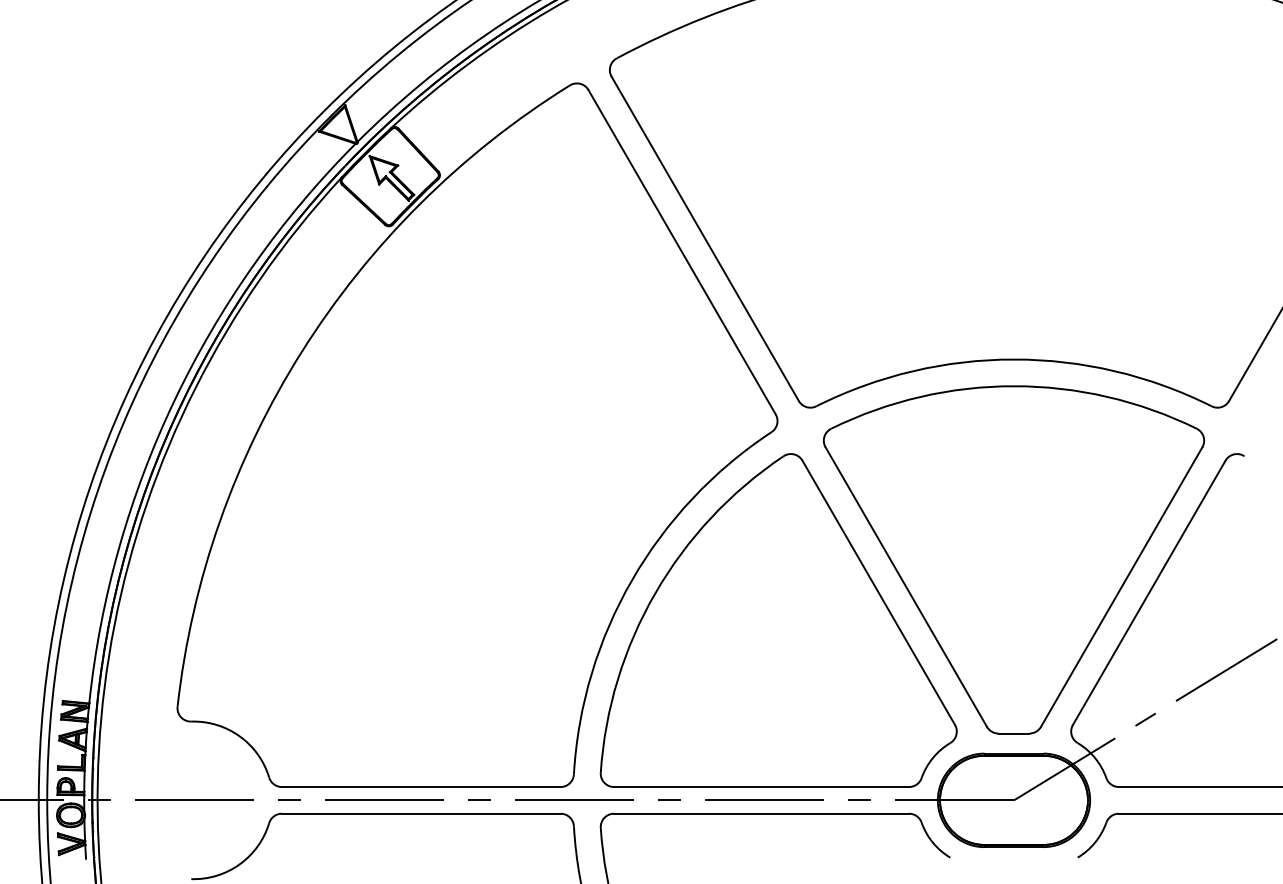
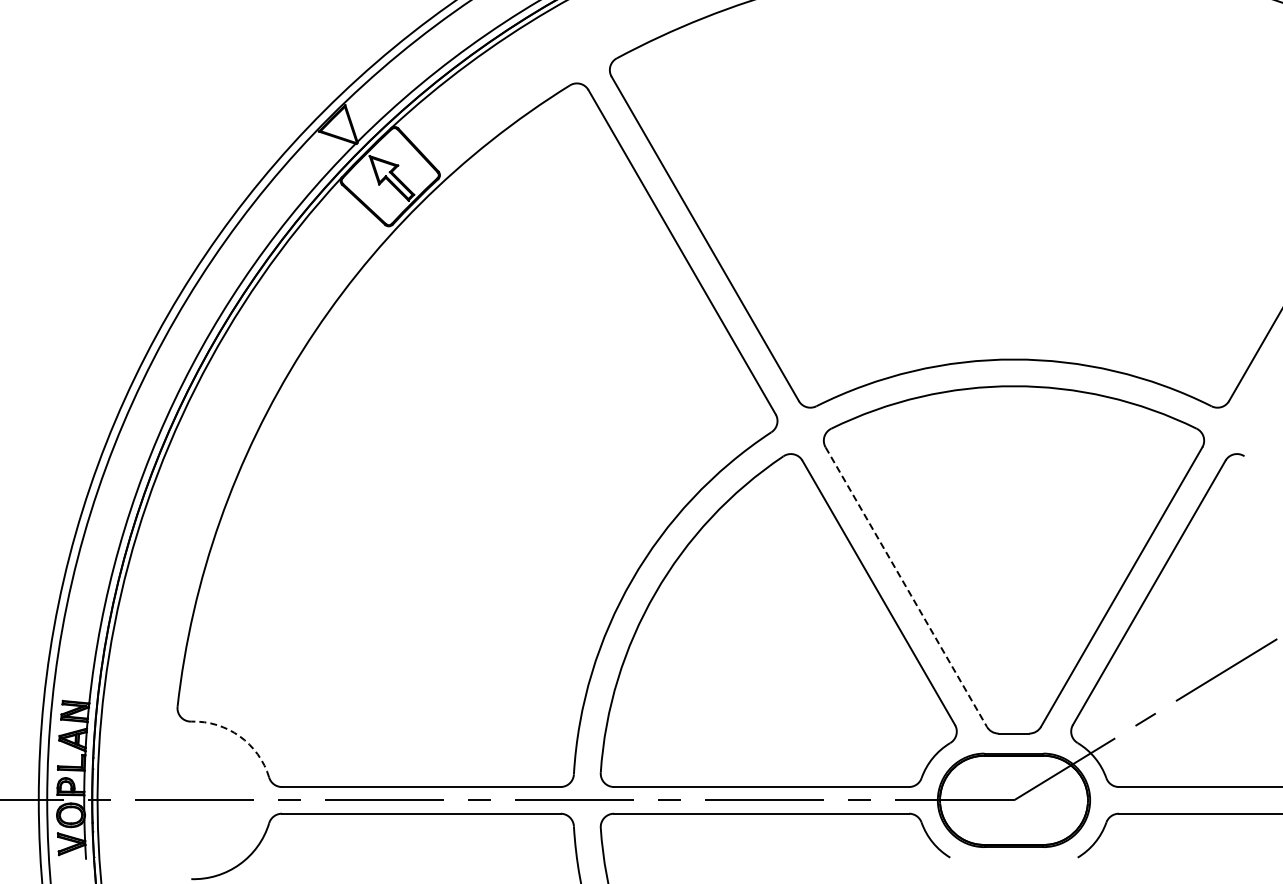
line: solid -> dashed (906, 587)
arc: solid -> dashed (239, 736)
